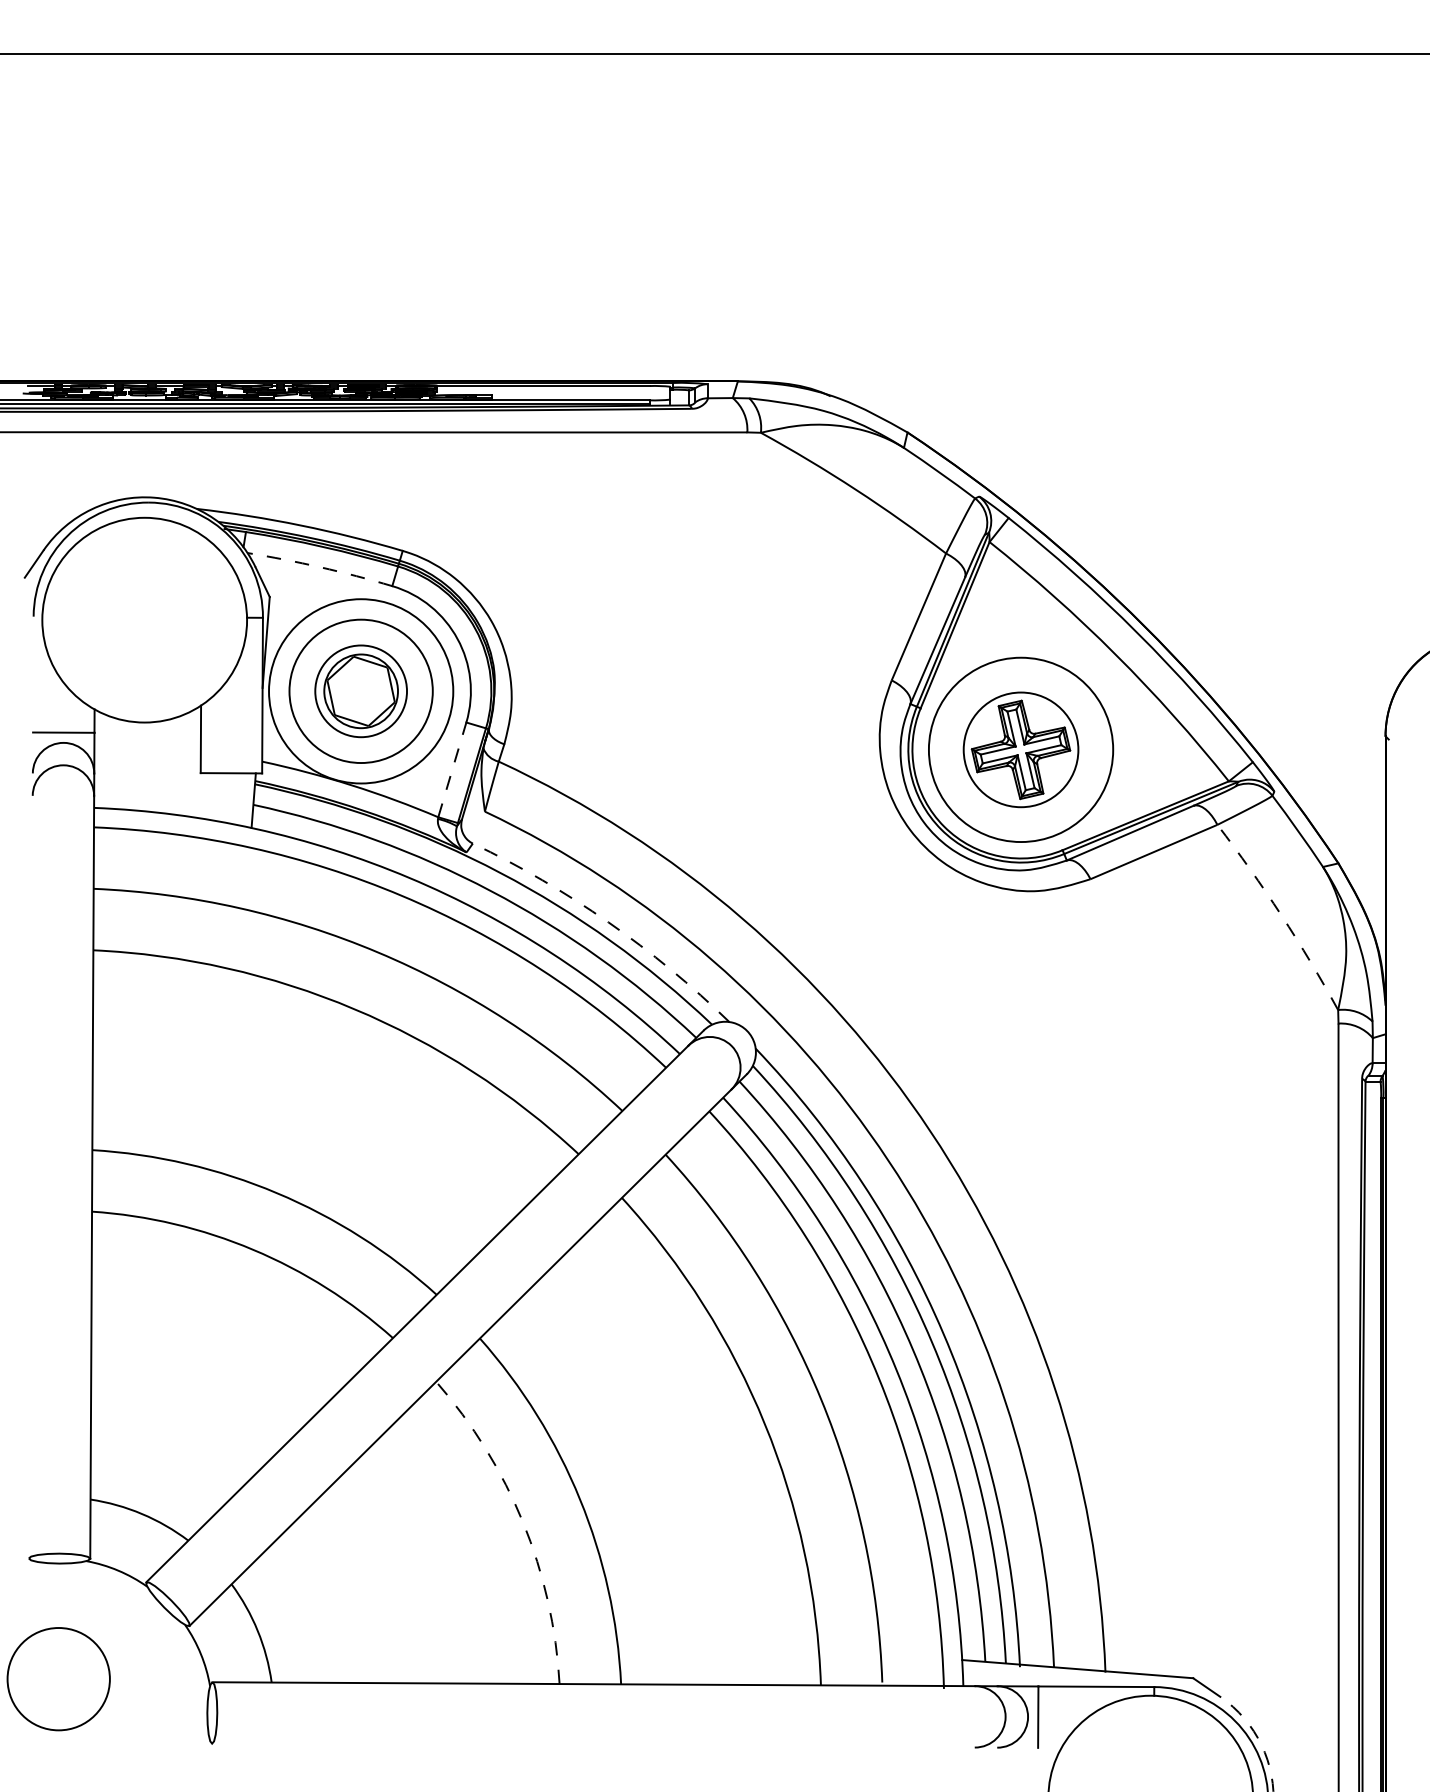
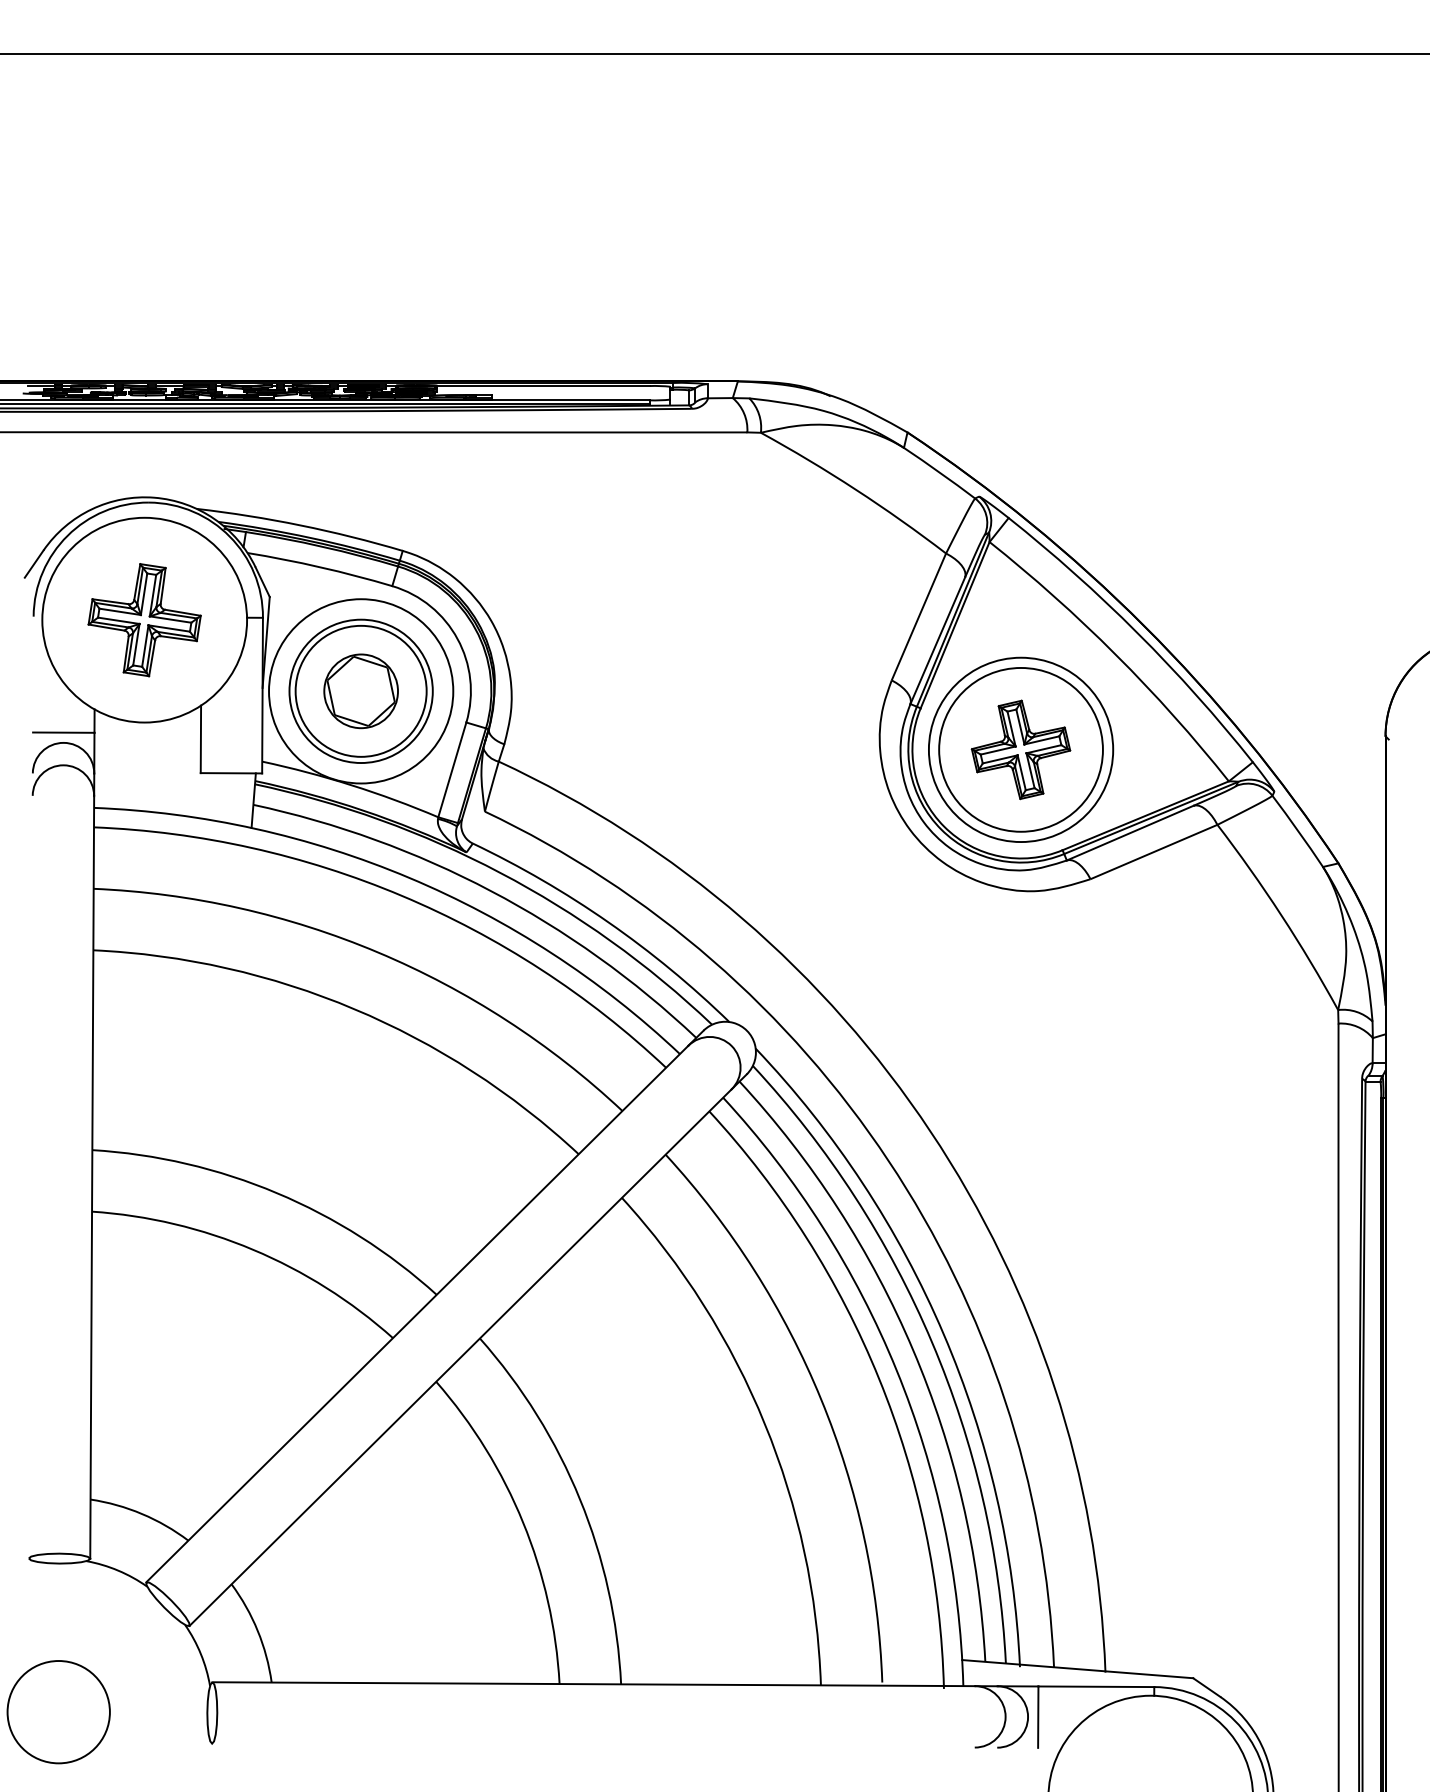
arc: dashed -> solid (320, 567)
part: none -> present (144, 620)
circle diameter: 92 px -> 131 px (360, 690)
circle diameter: 115 px -> 164 px (1020, 749)
line: dashed -> solid (452, 769)
arc: dashed -> solid (1281, 915)
arc: dashed -> solid (608, 922)
arc: dashed -> solid (523, 1522)
circle position: (58, 1679) -> (58, 1712) (58, 1712)
arc: dashed -> solid (1257, 1738)
